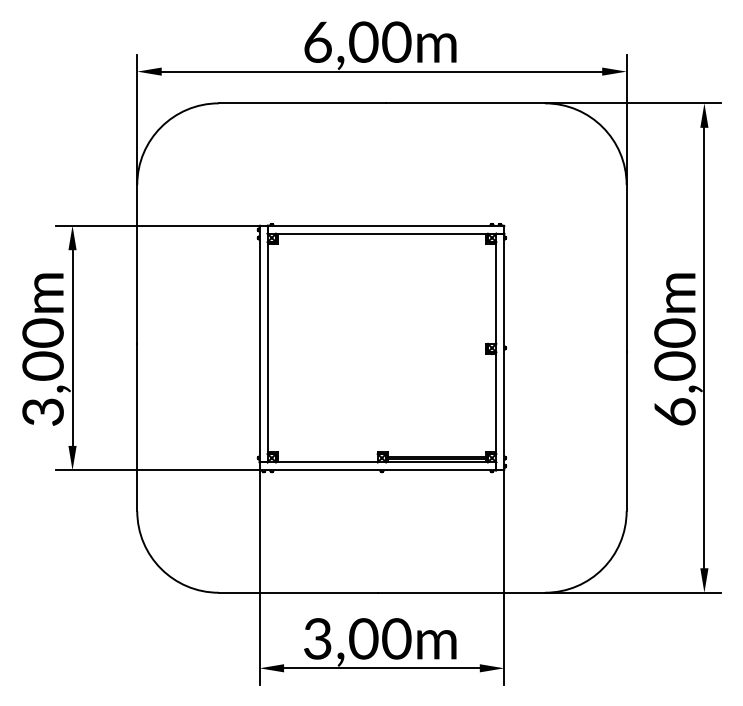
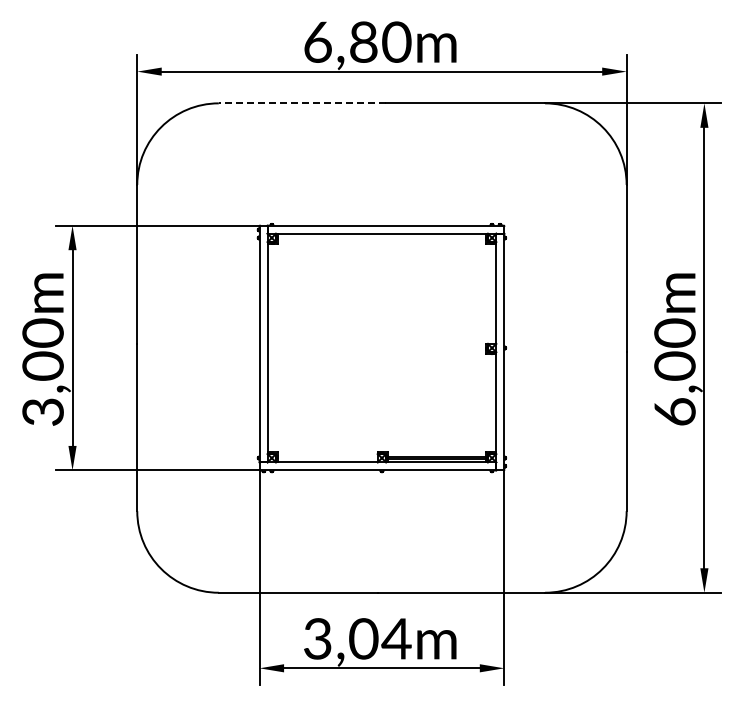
text: 6,00m -> 6,80m (363, 42)
line: solid -> dashed (302, 103)
text: 3,00m -> 3,04m (396, 638)
